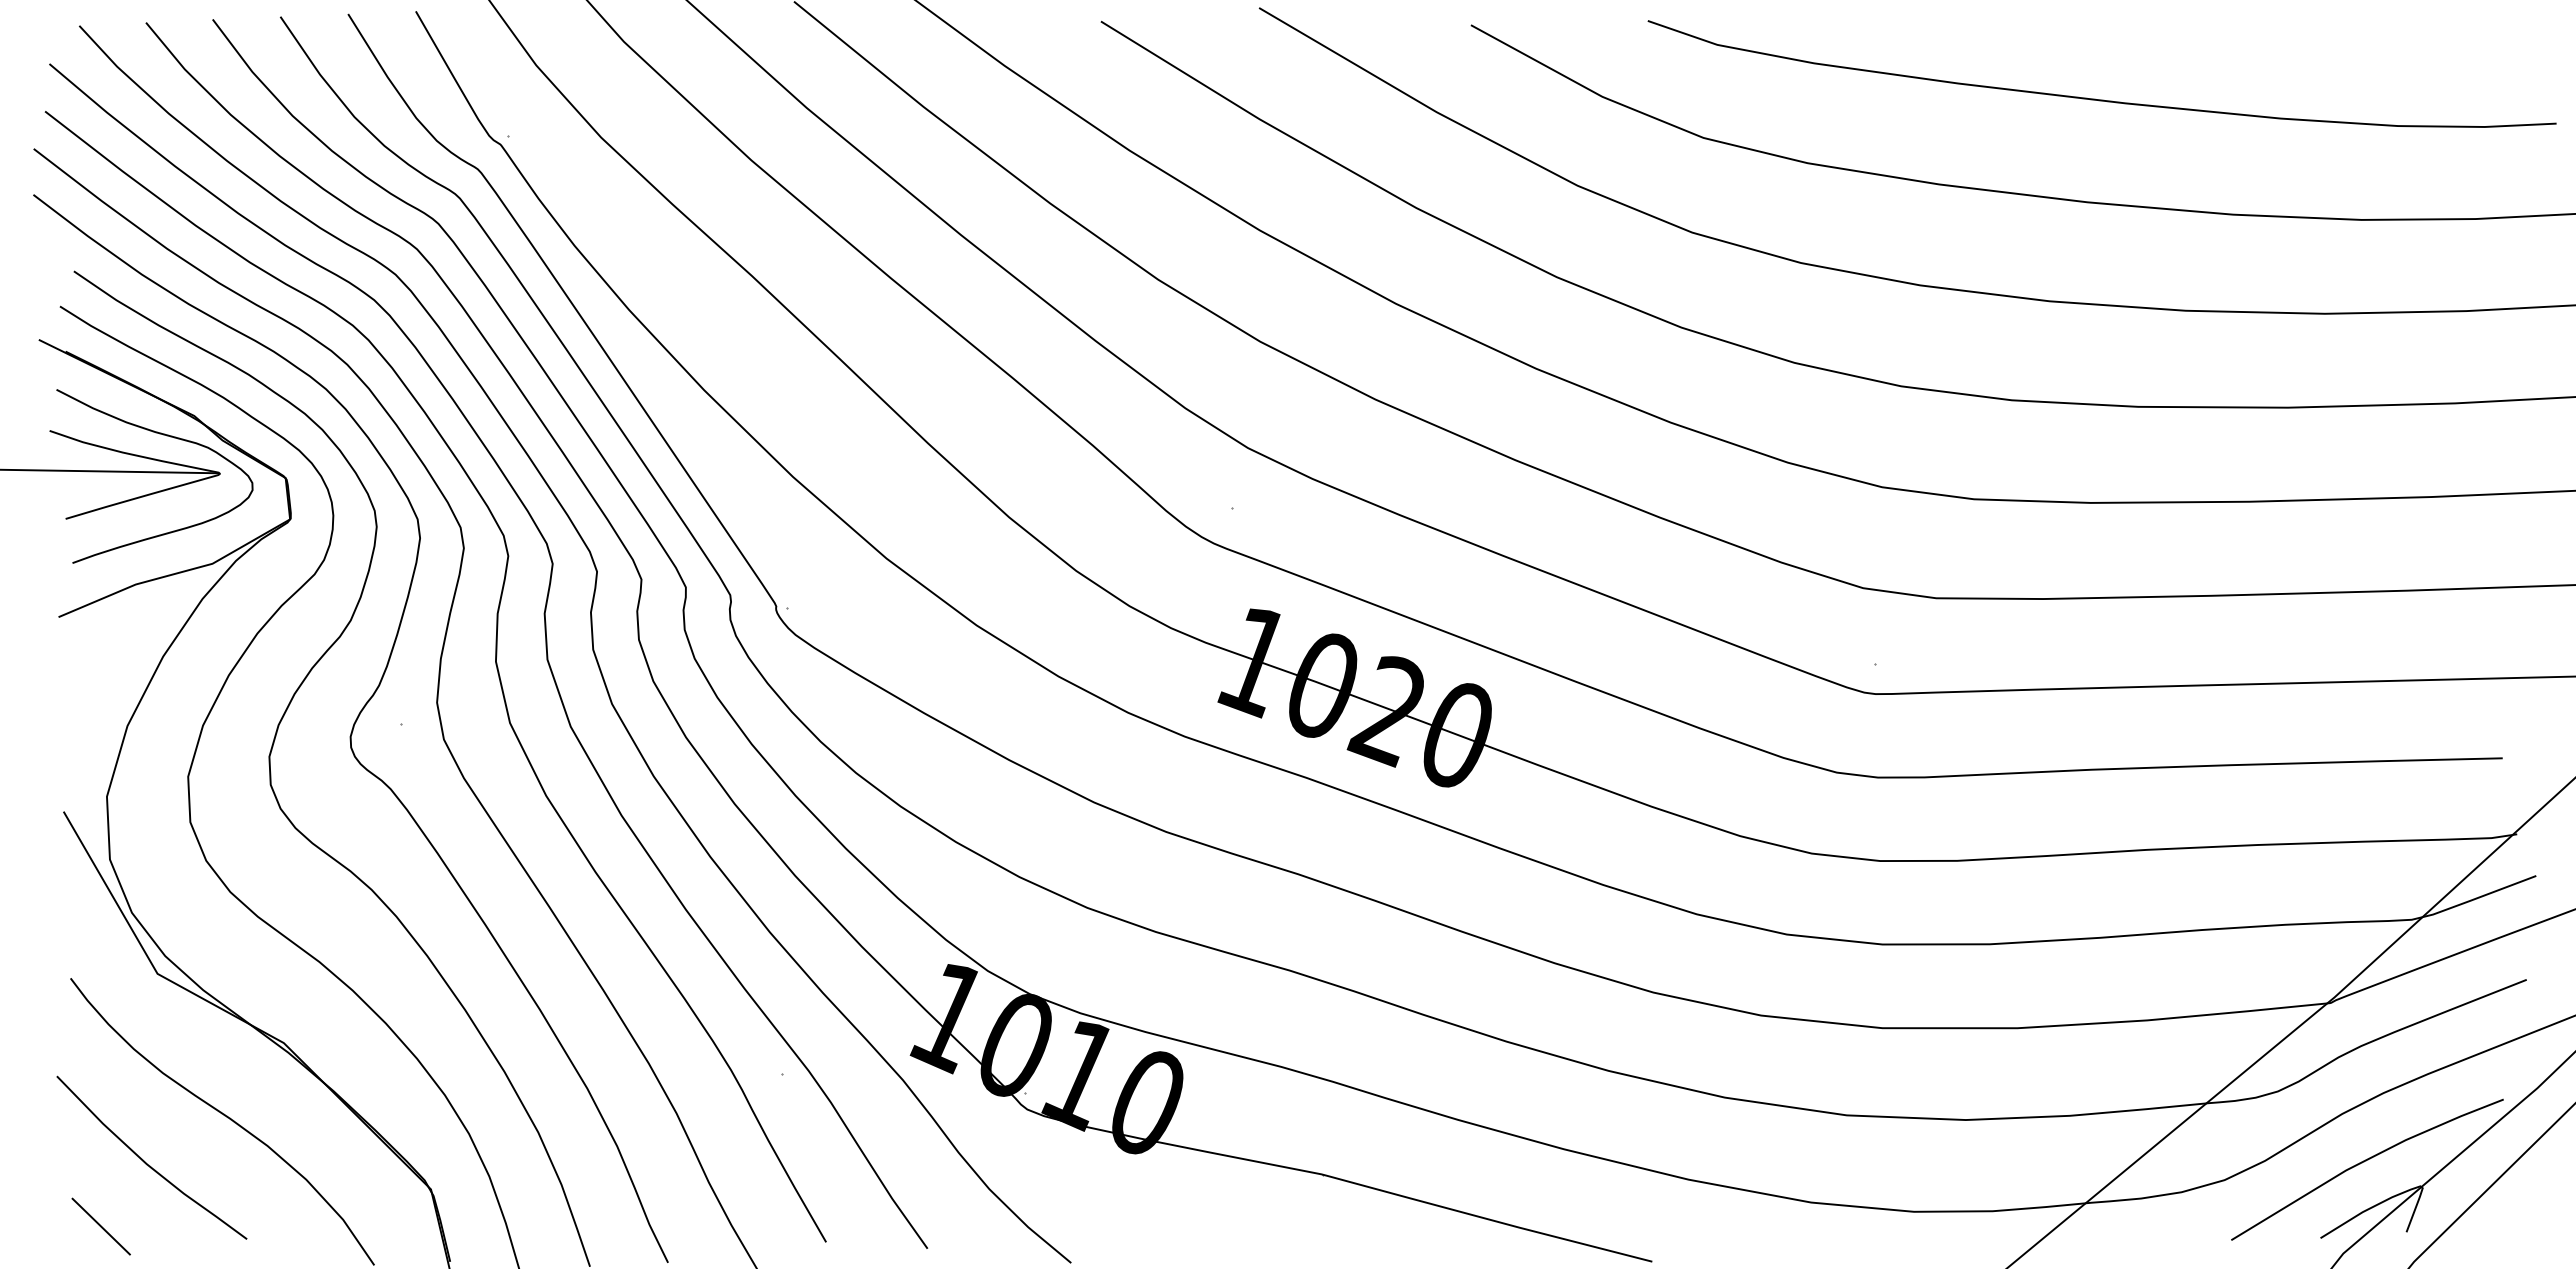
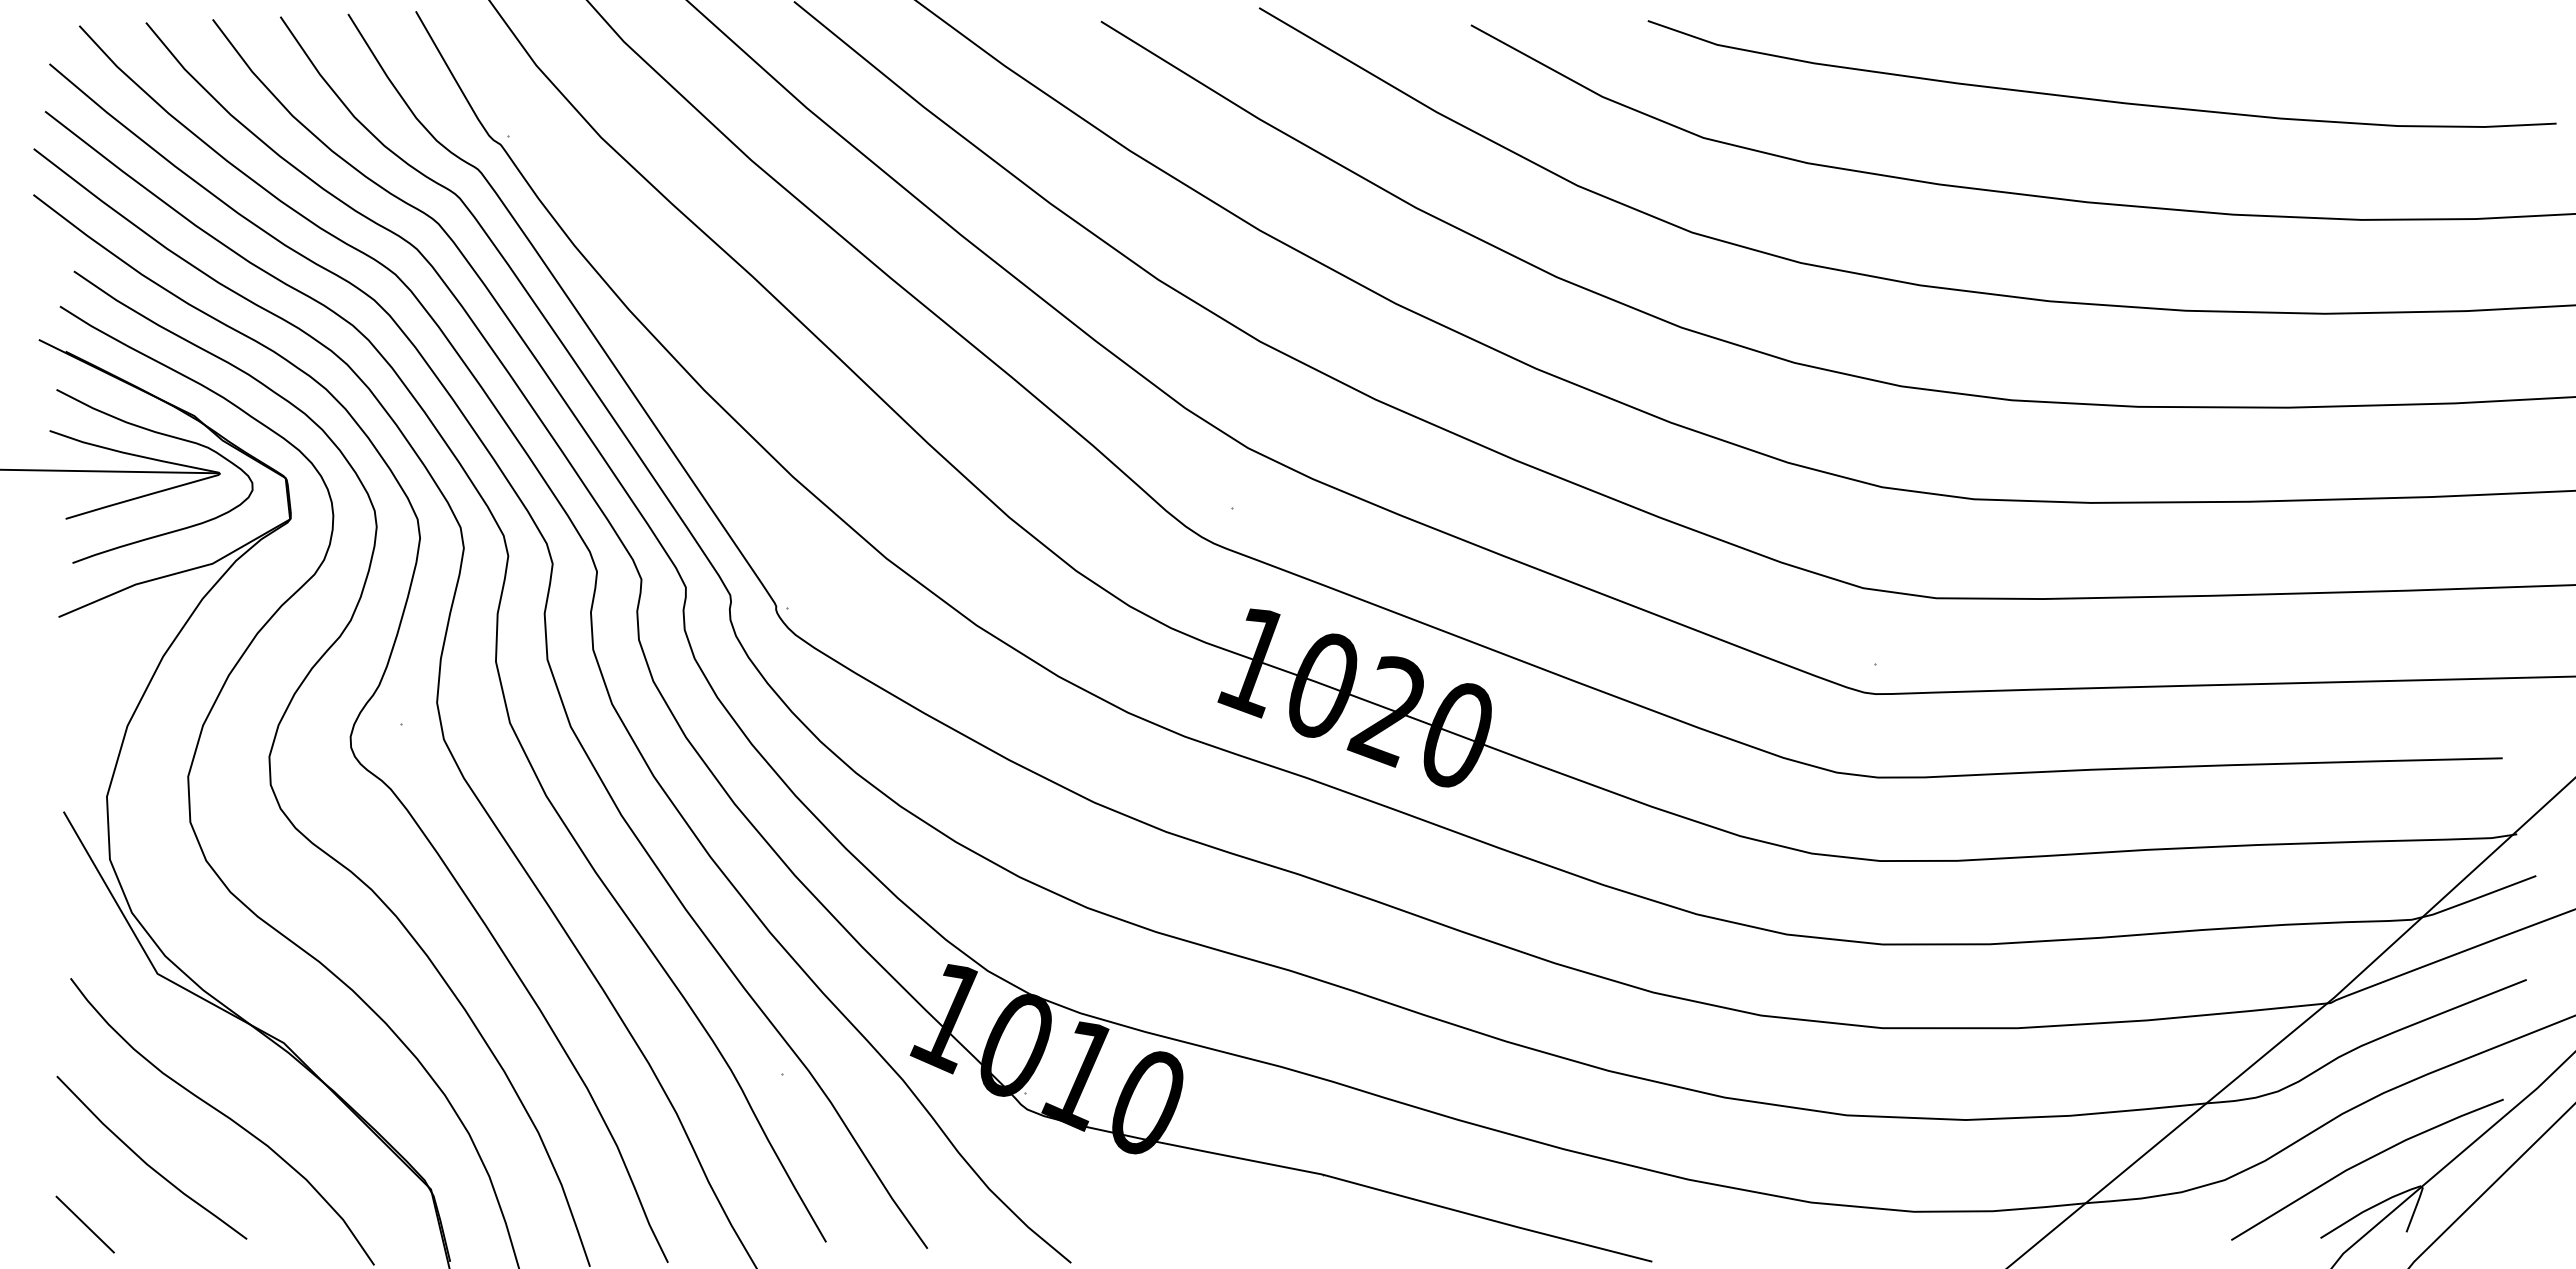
line position: (100, 1226) -> (84, 1224) (84, 1224)
